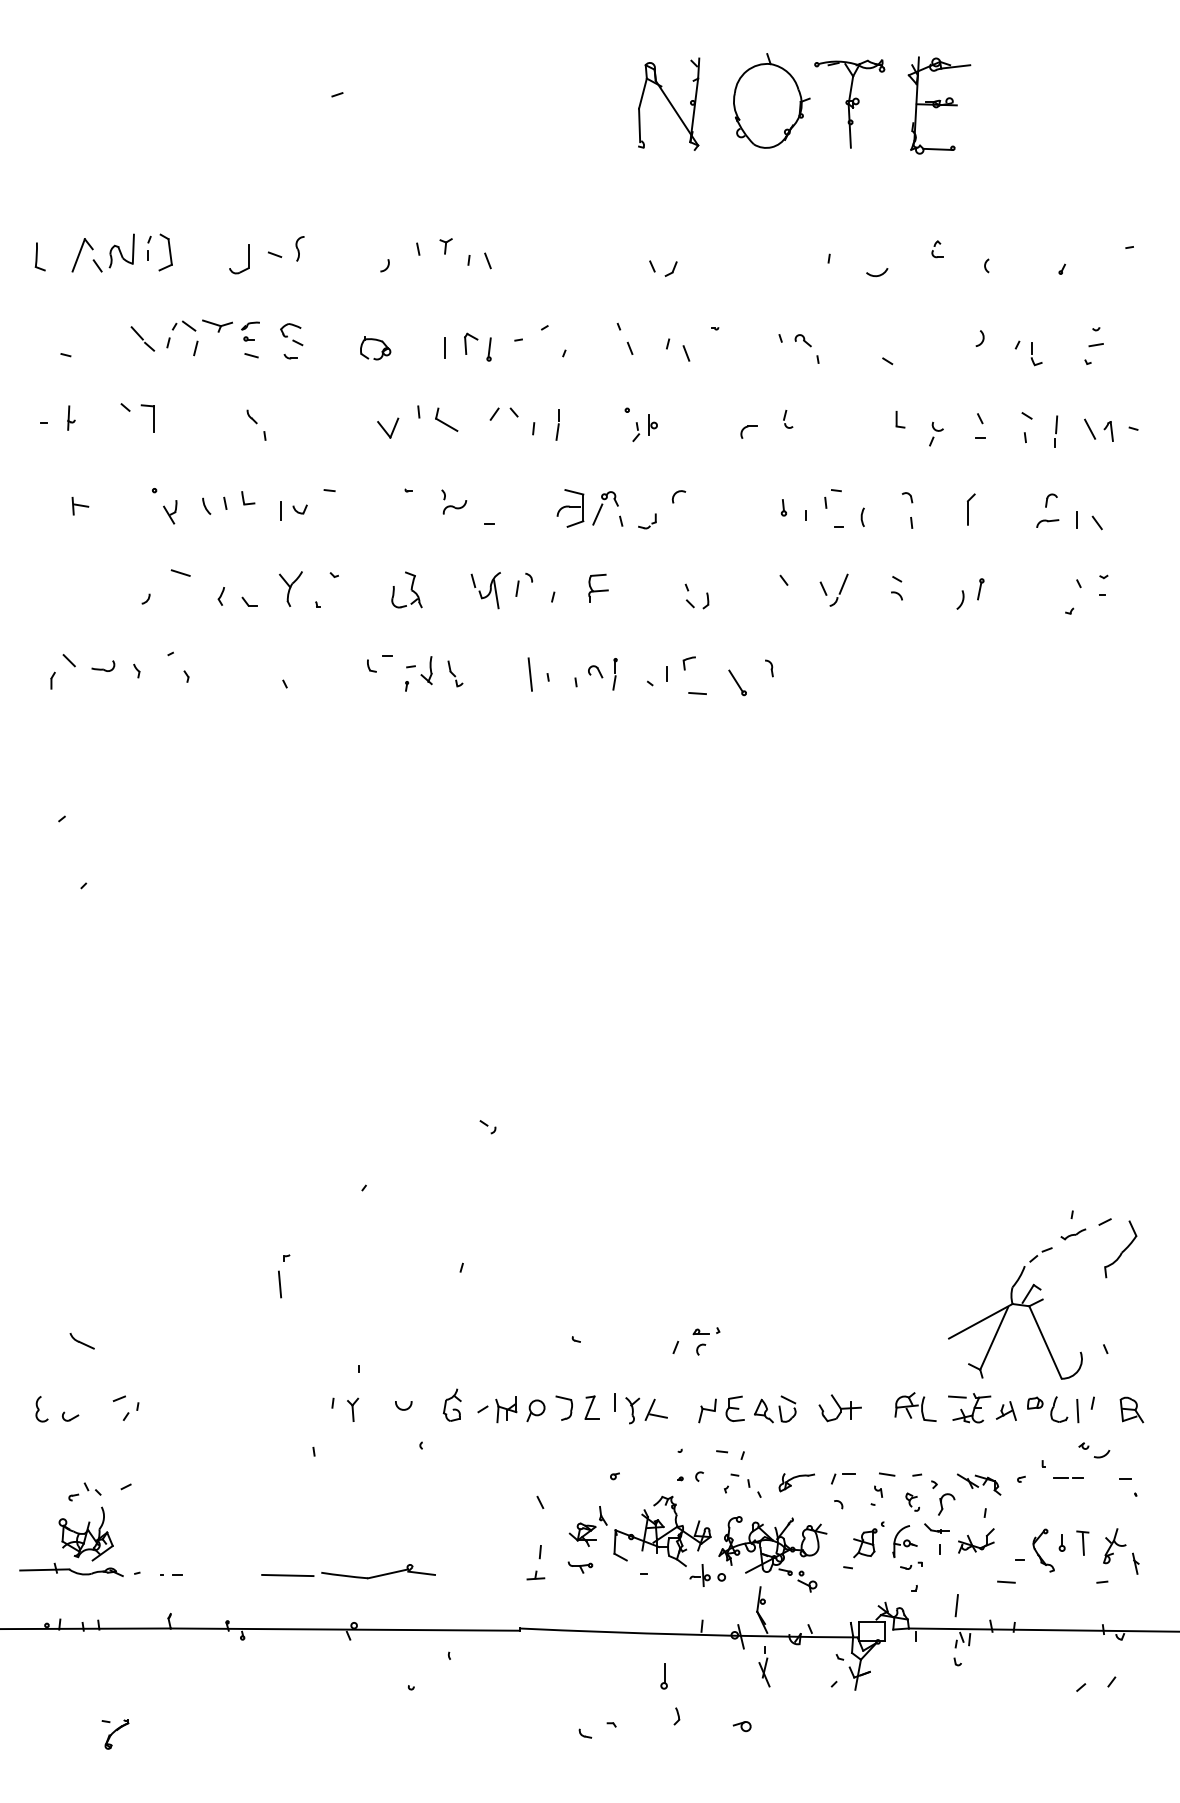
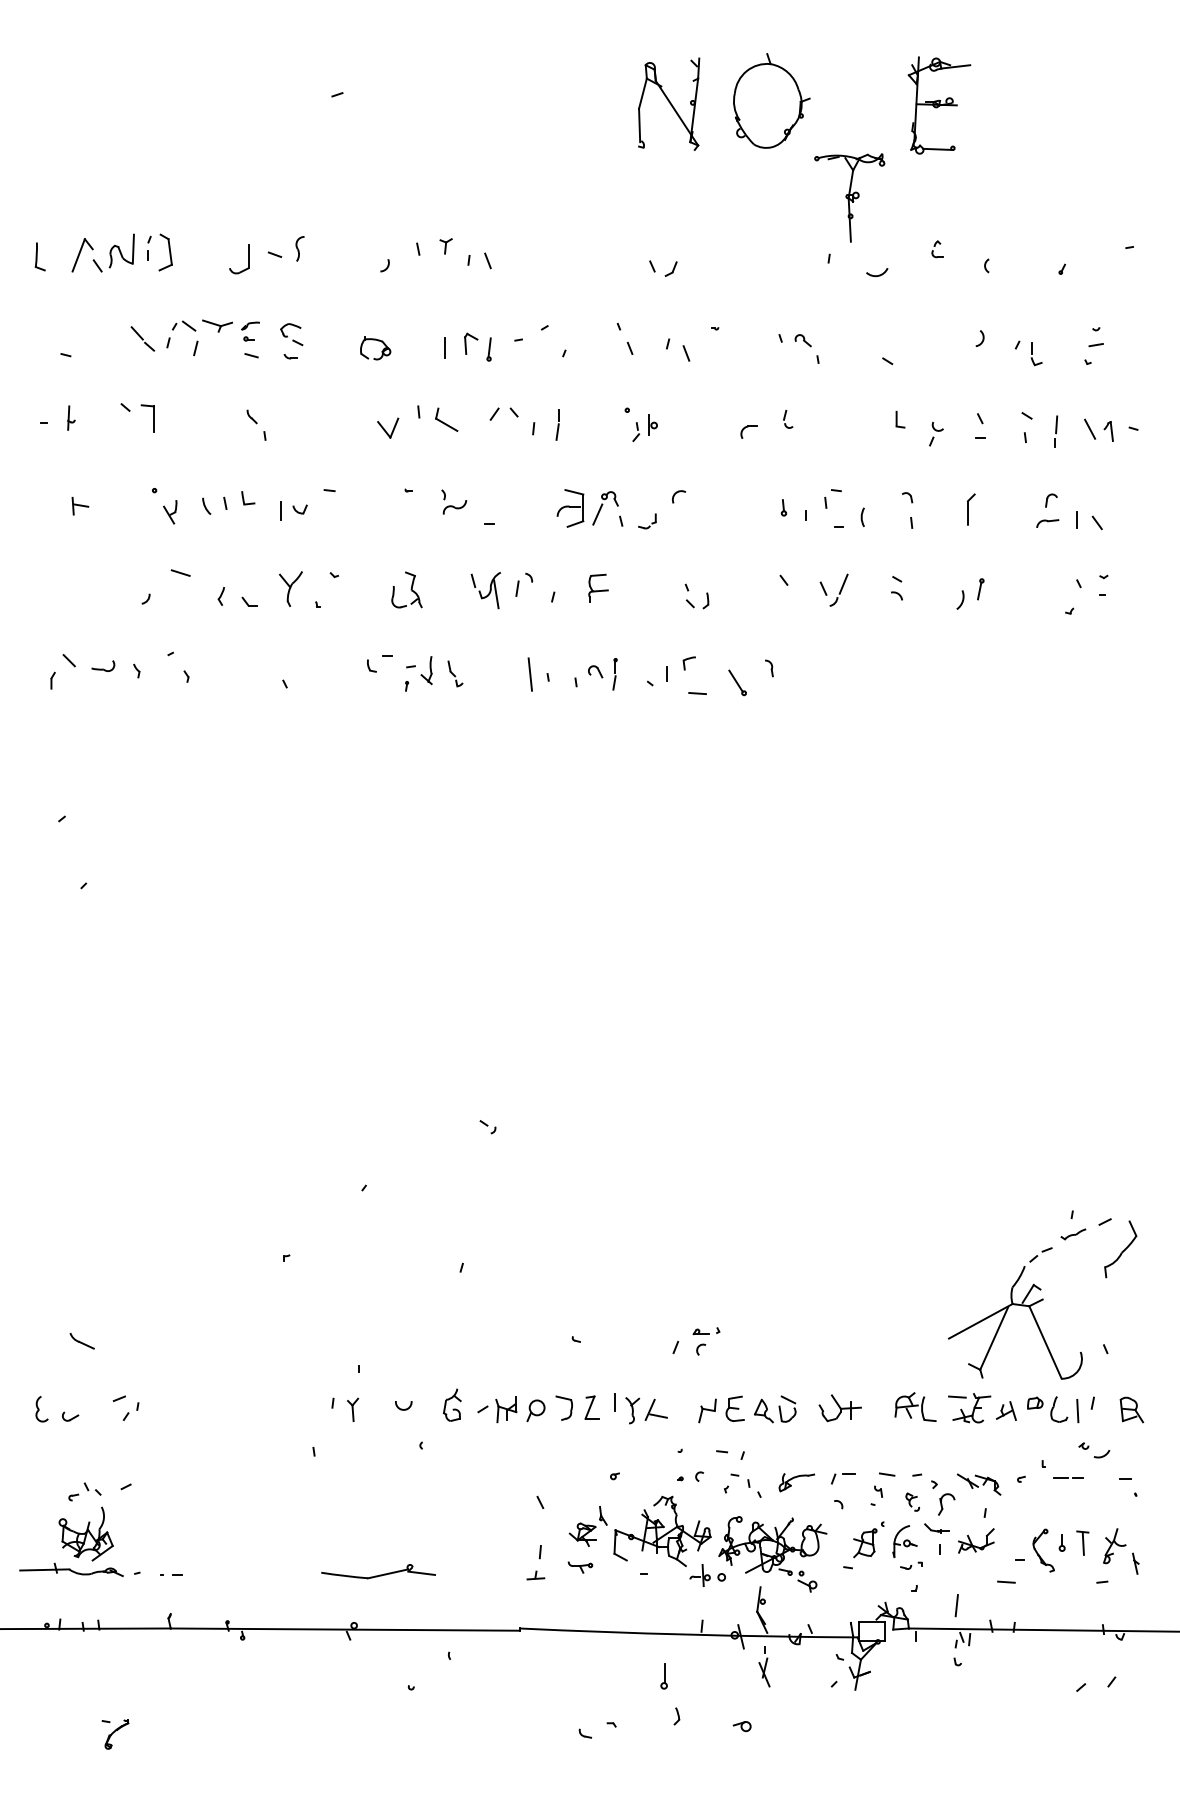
part position: (849, 103) -> (849, 197) (849, 197)
line: present -> none (279, 1284)
line: present -> none (287, 1575)
